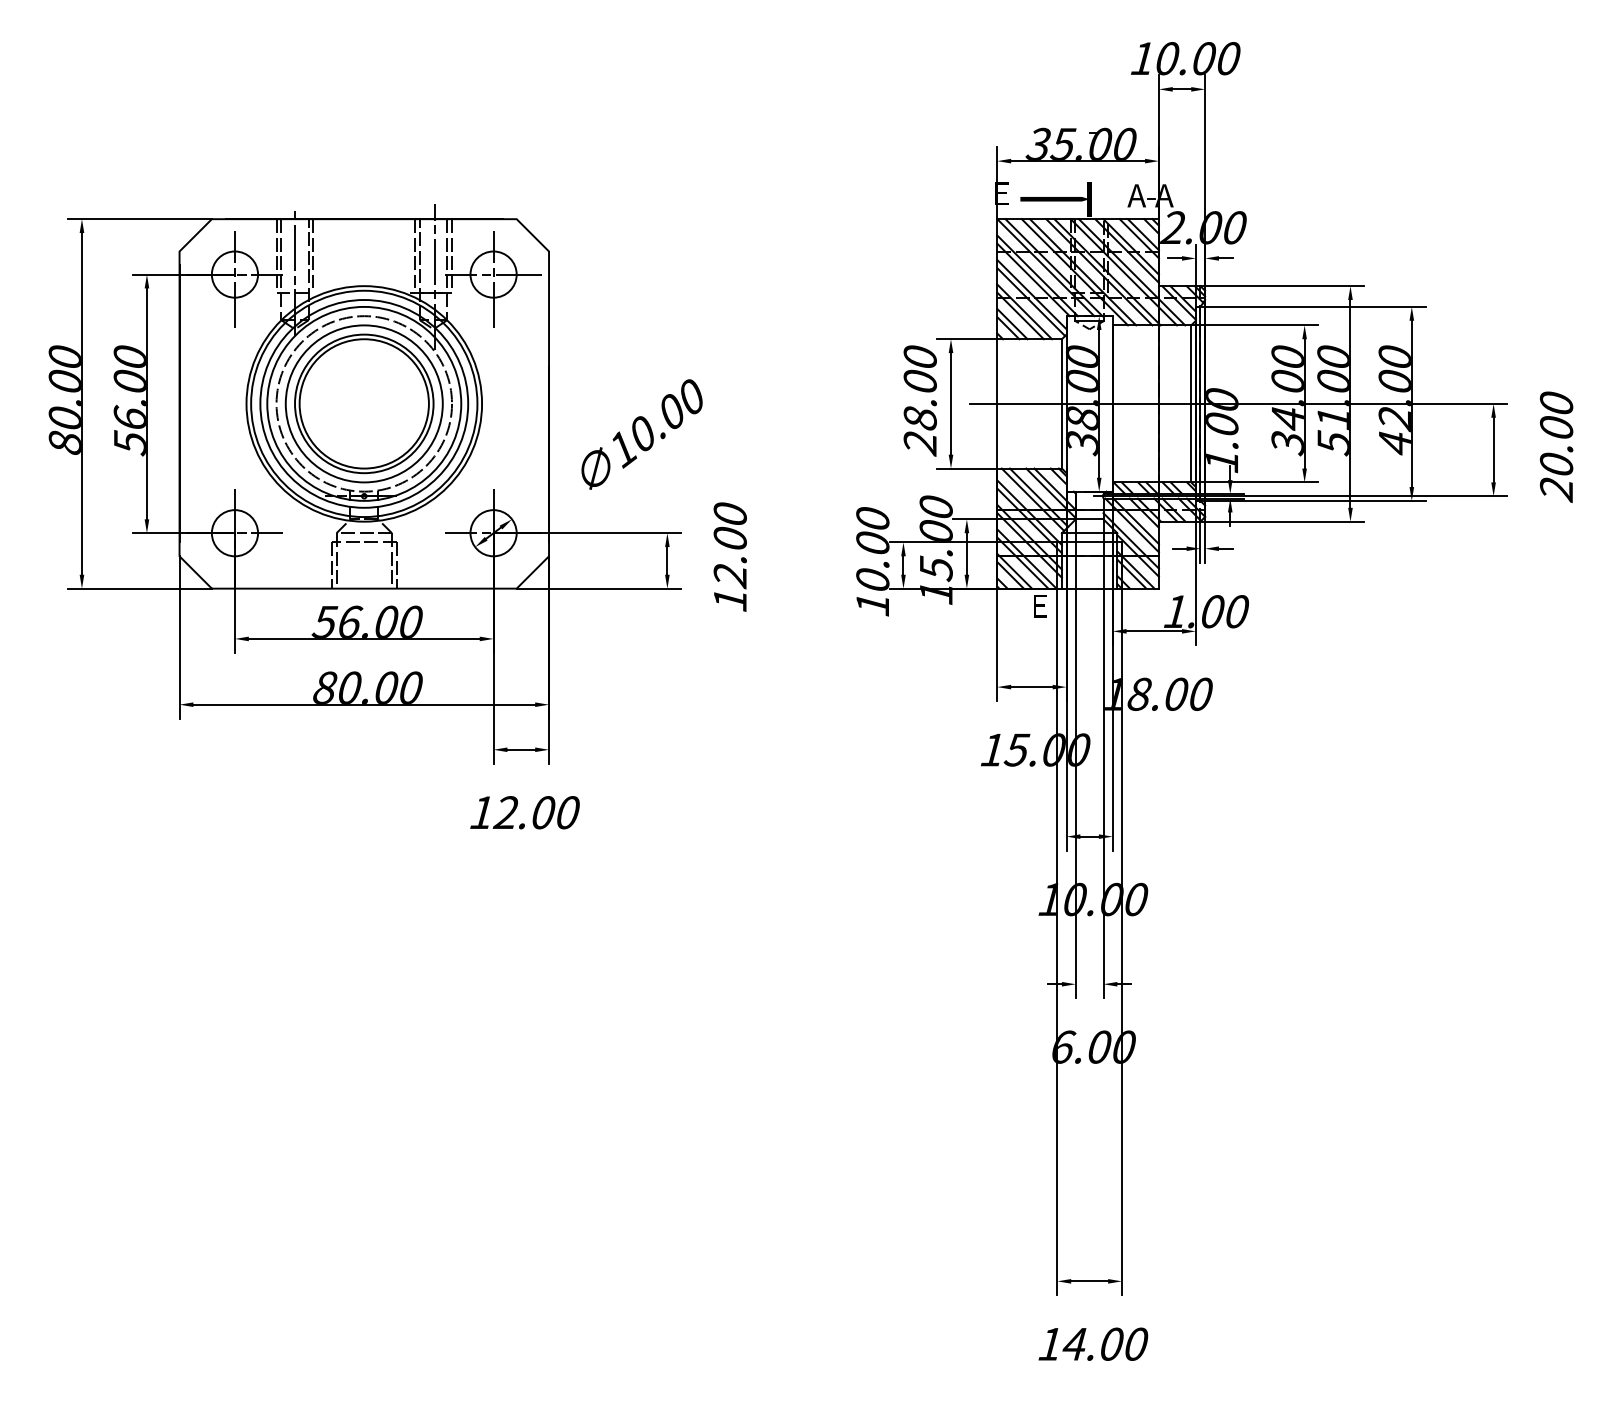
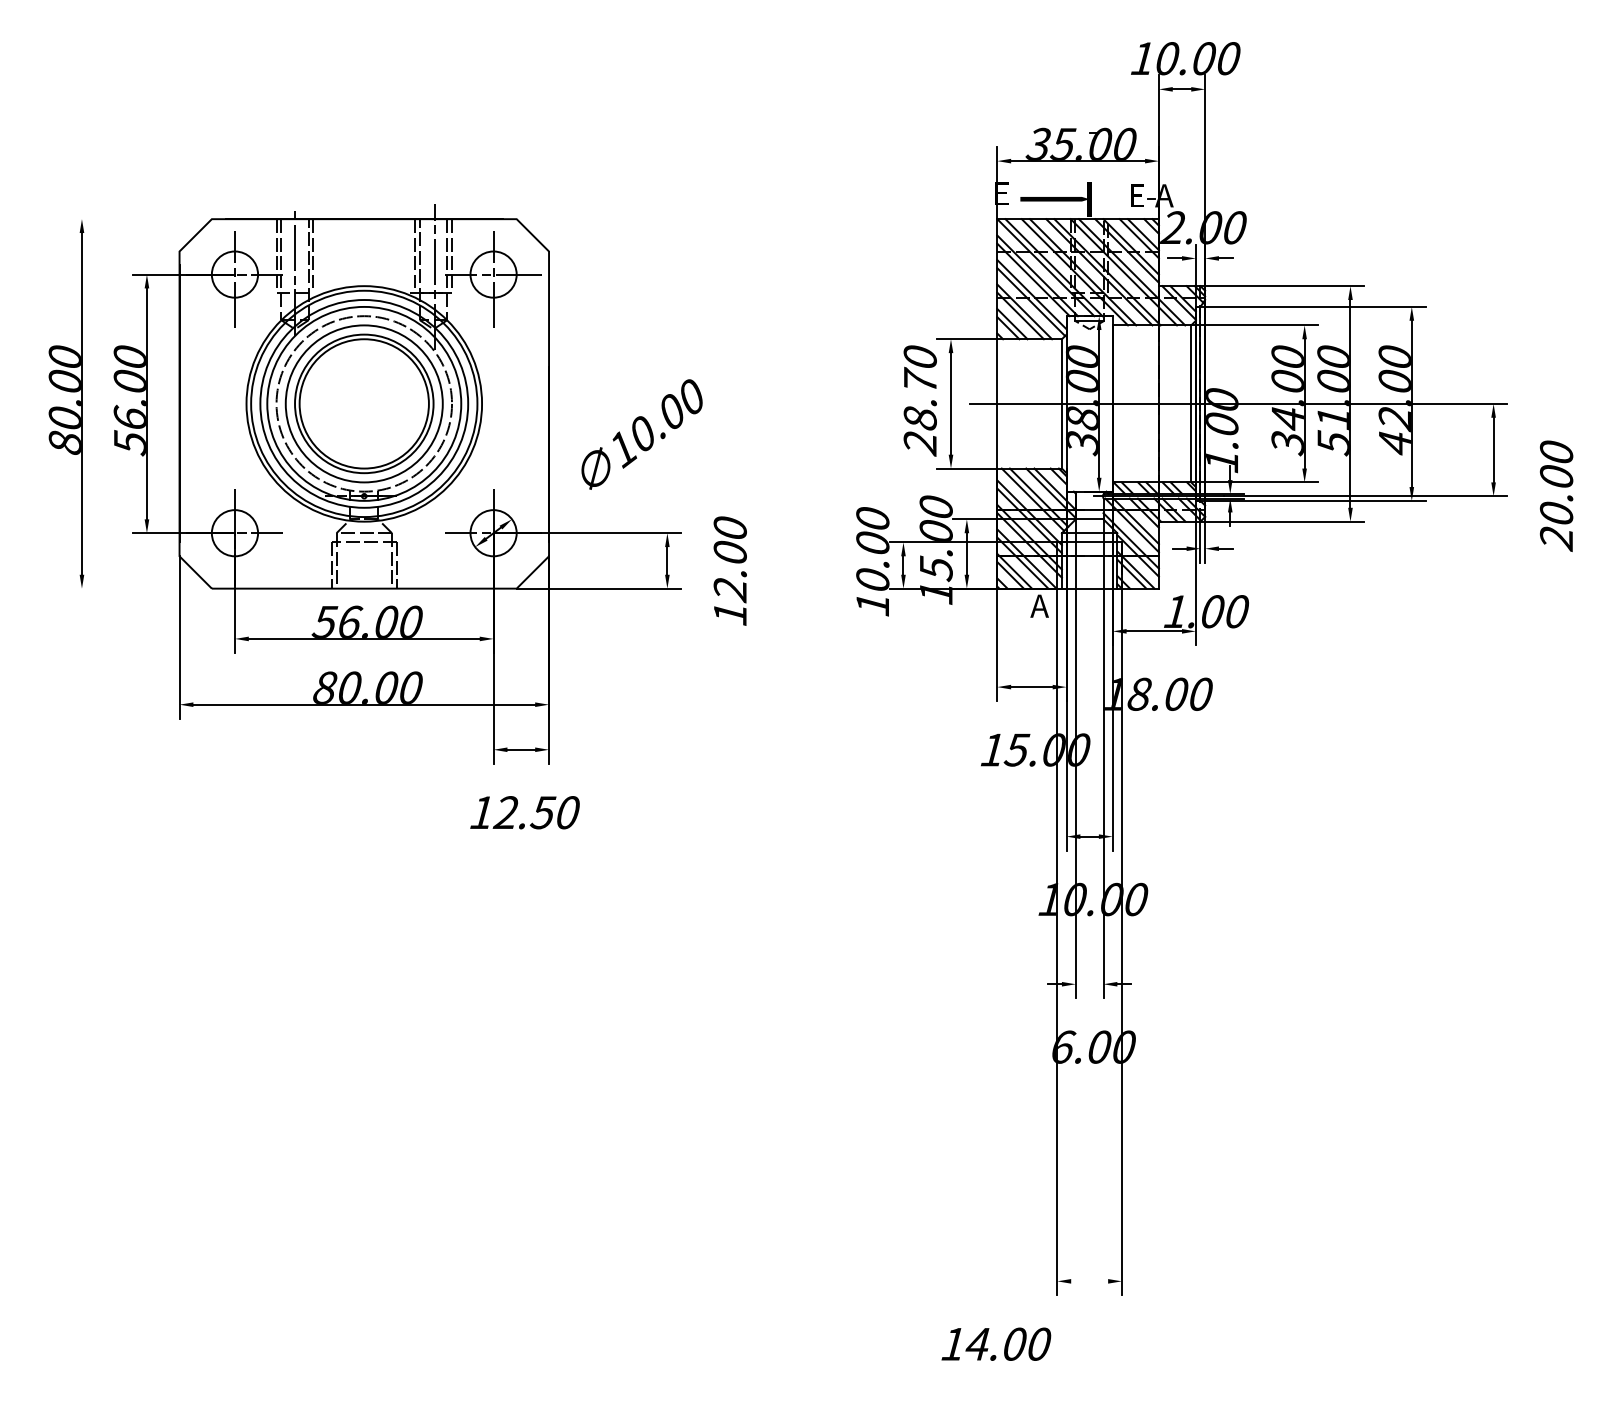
text: A -> E (1136, 195)
line: present -> none (139, 219)
text: 28.00 -> 28.70 (919, 379)
text position: (1556, 446) -> (1556, 495) (1556, 495)
text position: (729, 556) -> (729, 570) (729, 570)
line: present -> none (139, 588)
text: E -> A (1039, 605)
text: 12.00 -> 12.50 (542, 812)
line: present -> none (1089, 1281)
text position: (1093, 1343) -> (996, 1343) (996, 1343)
